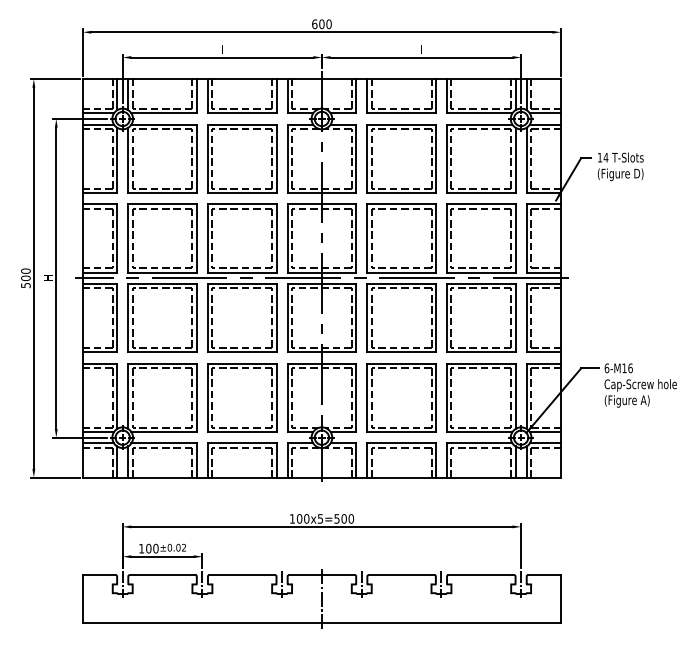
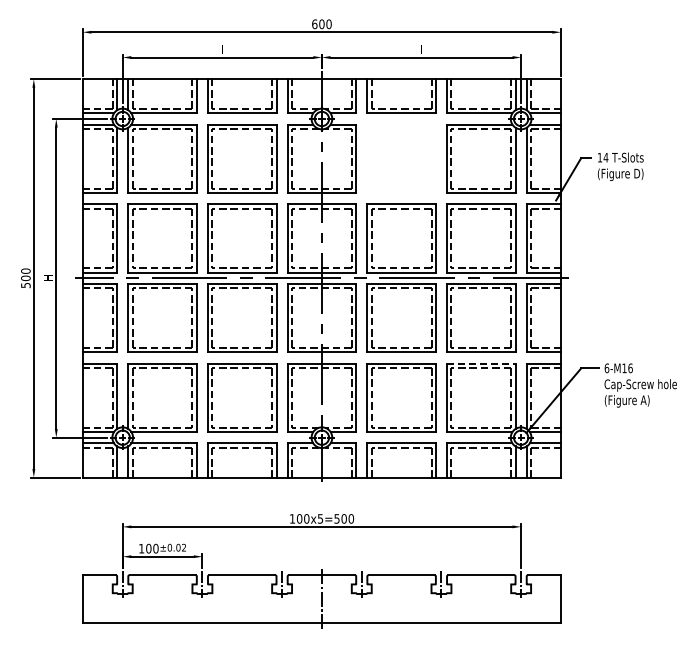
part: present -> none (401, 158)
line: solid -> dashed (481, 363)
